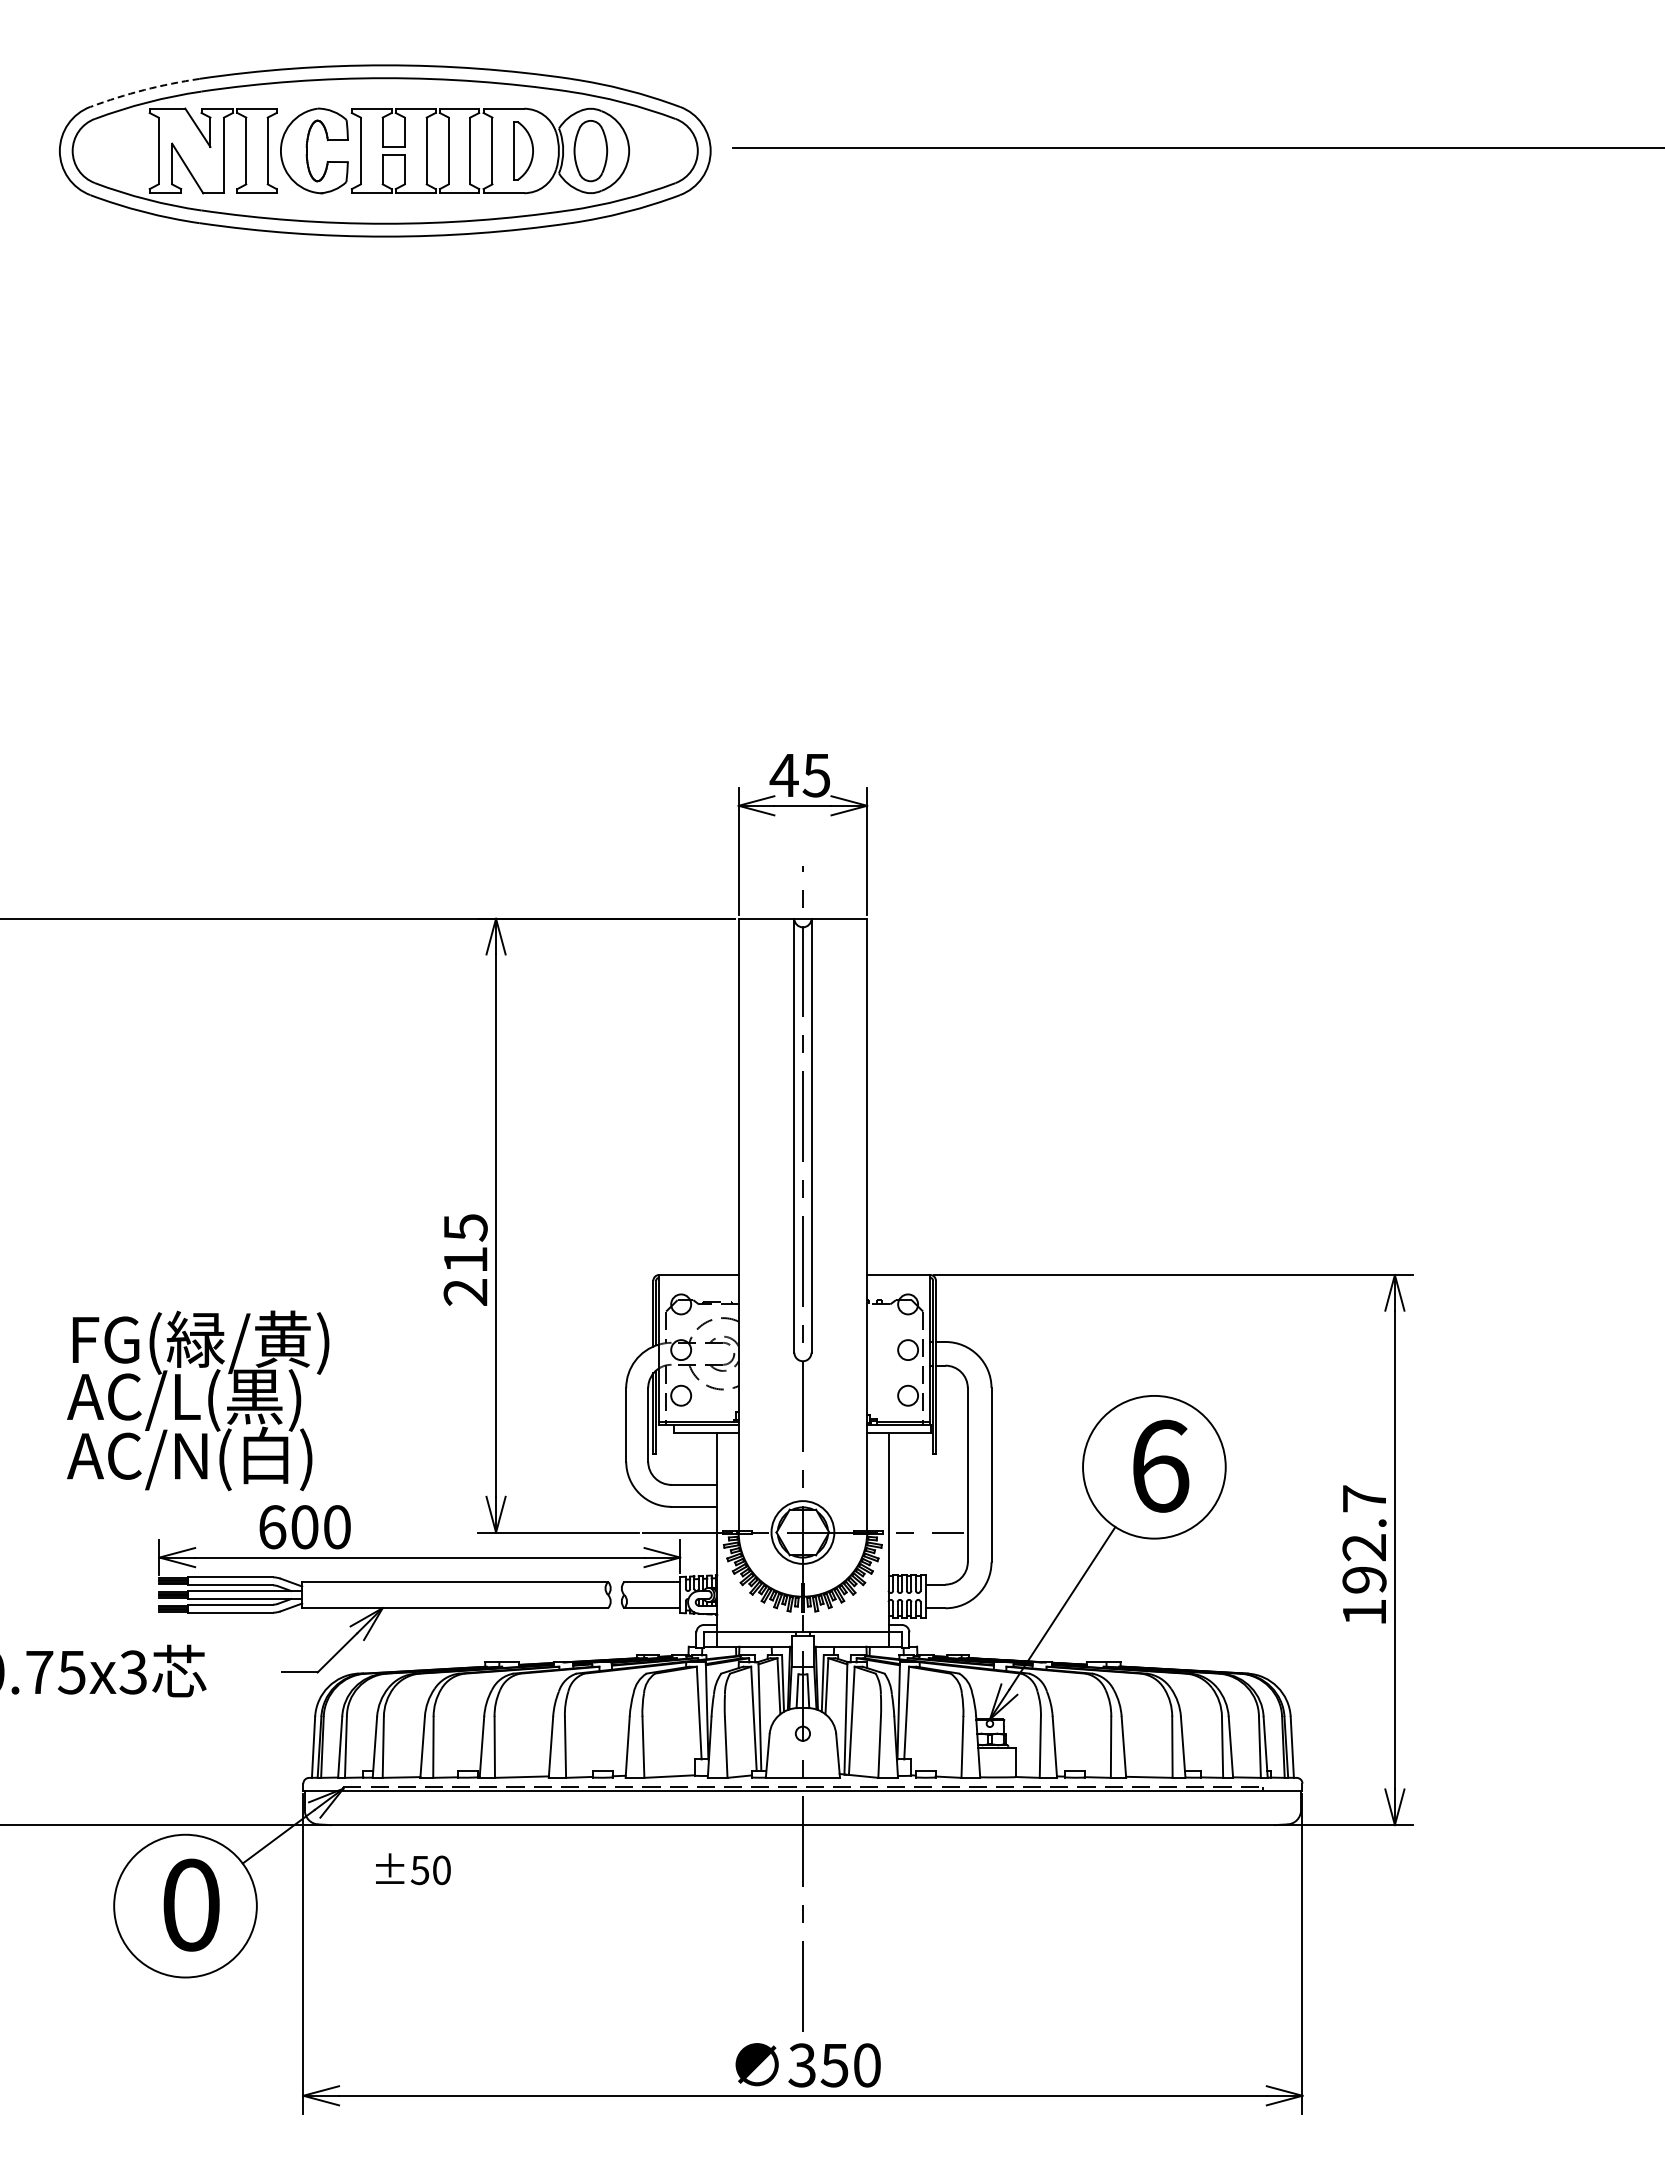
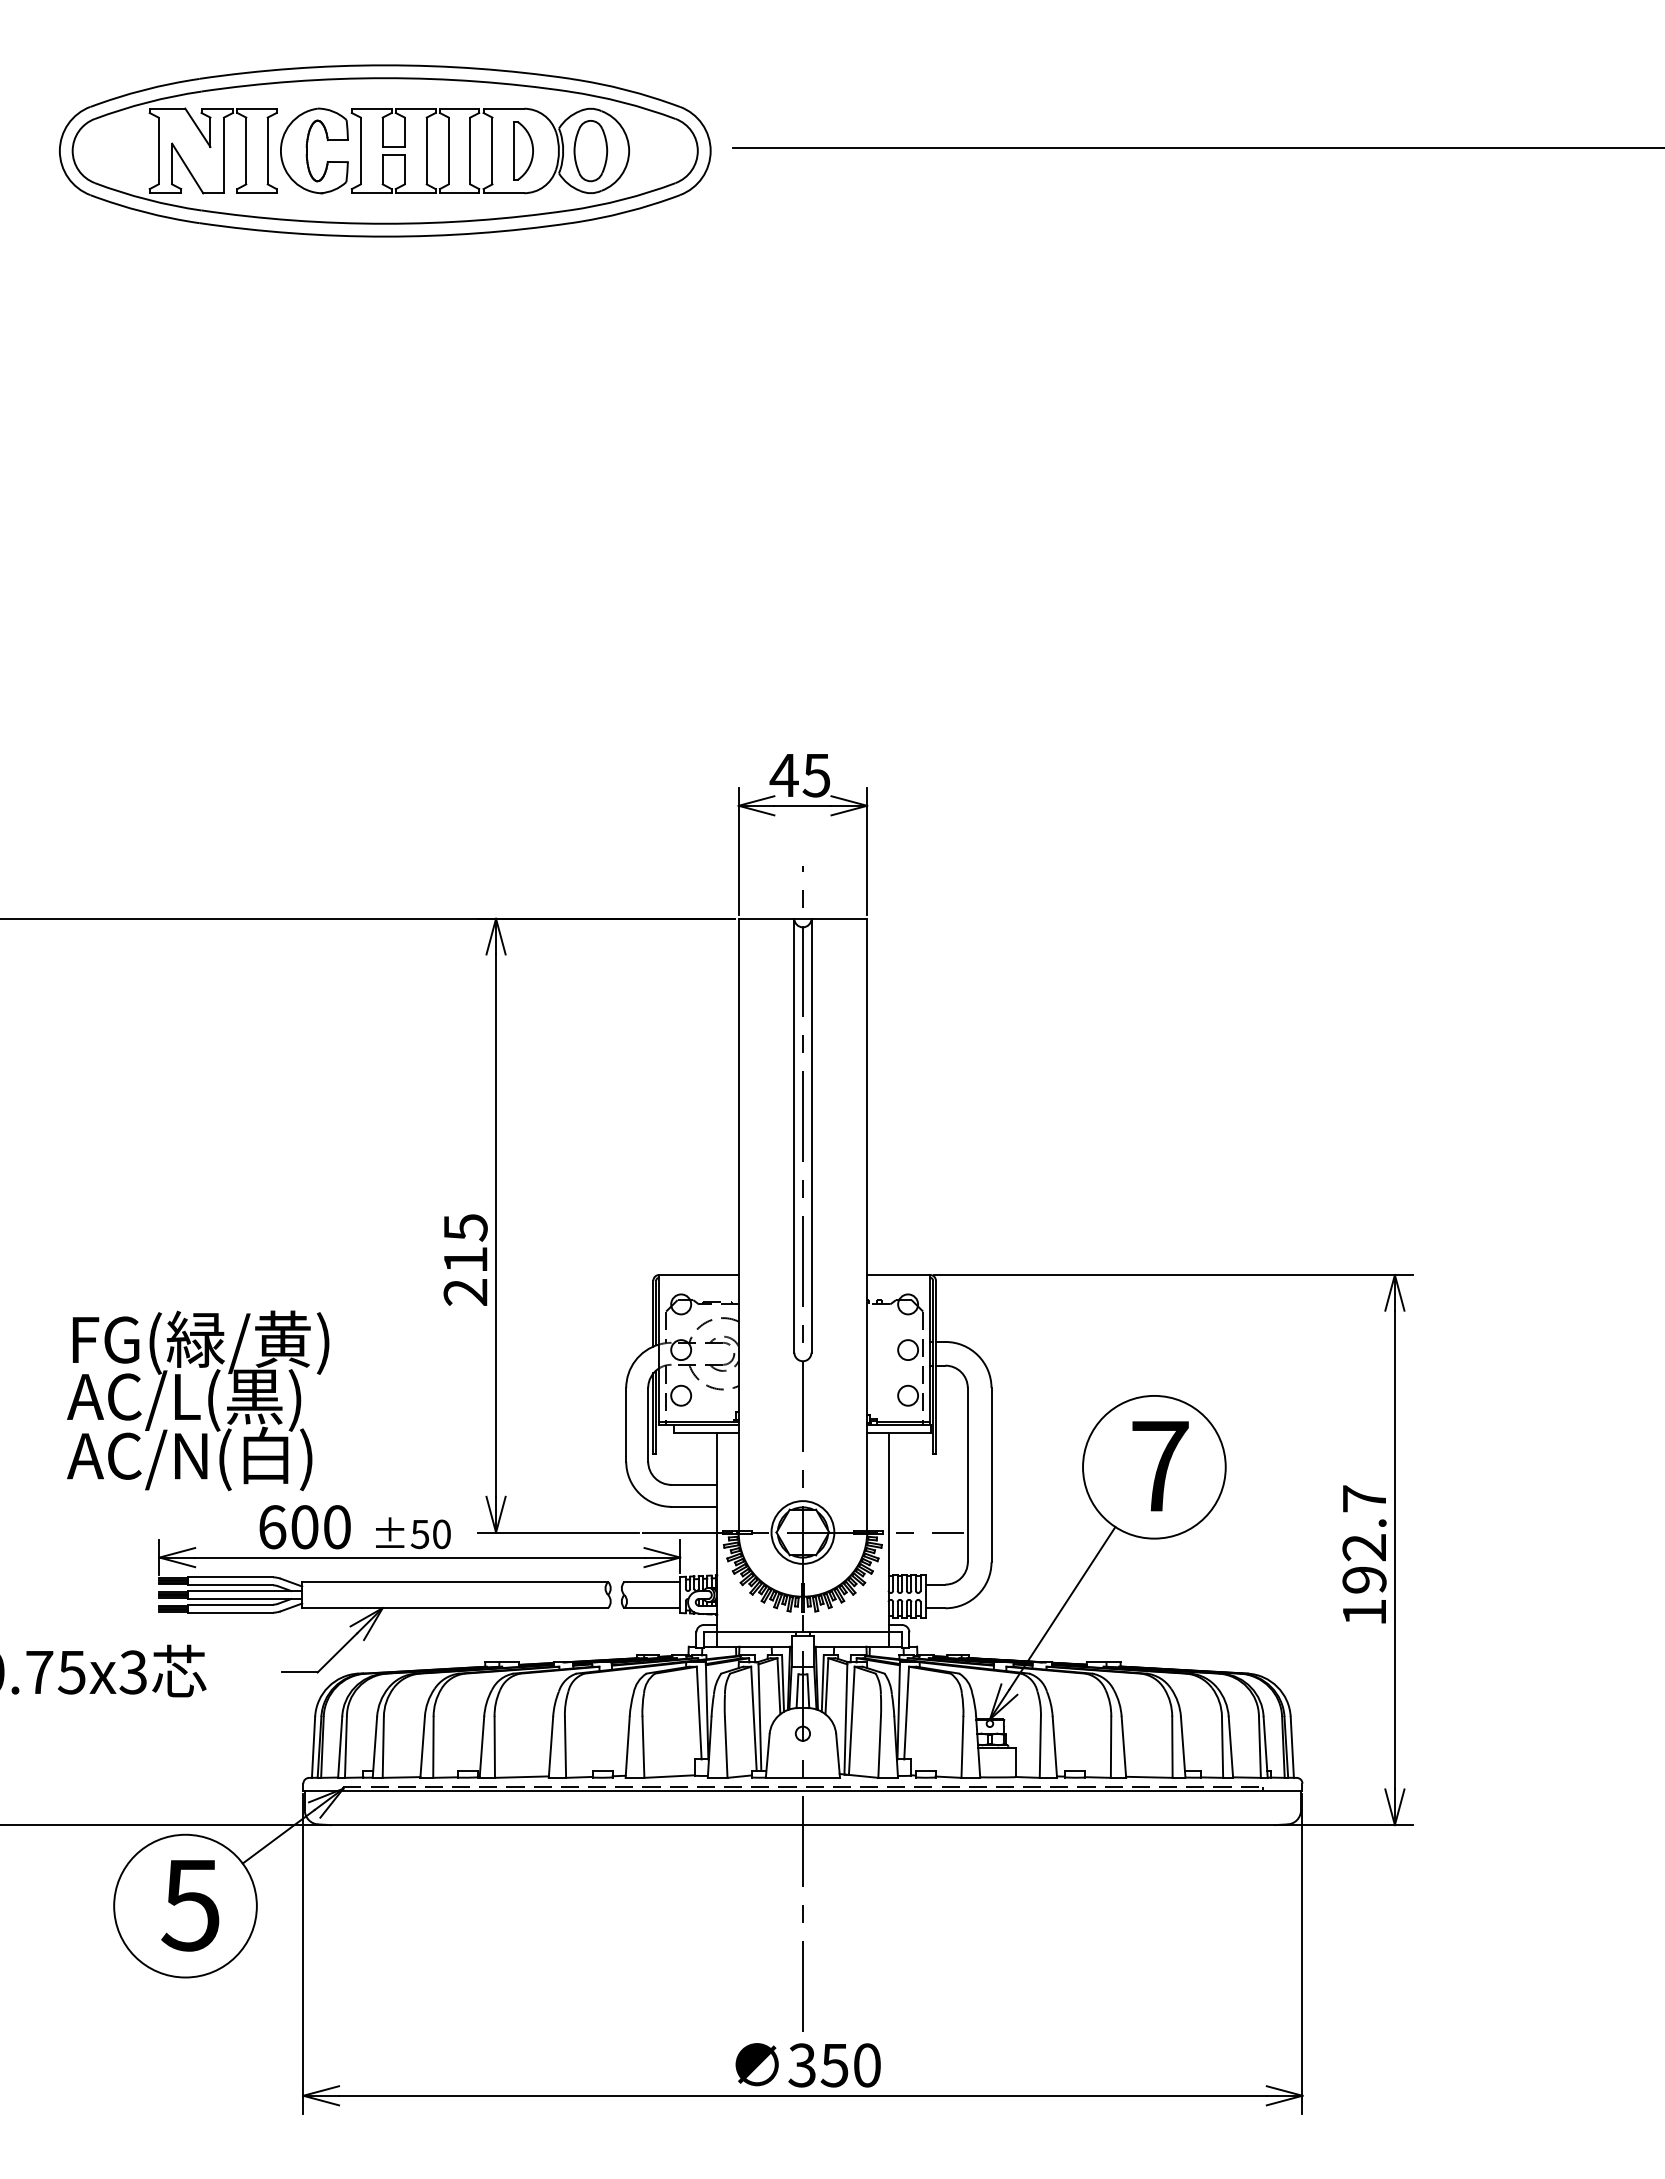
arc: dashed -> solid (144, 90)
text: 6 -> 7 (1160, 1465)
text position: (413, 1869) -> (413, 1533) (413, 1533)
text: 0 -> 5 (190, 1904)
